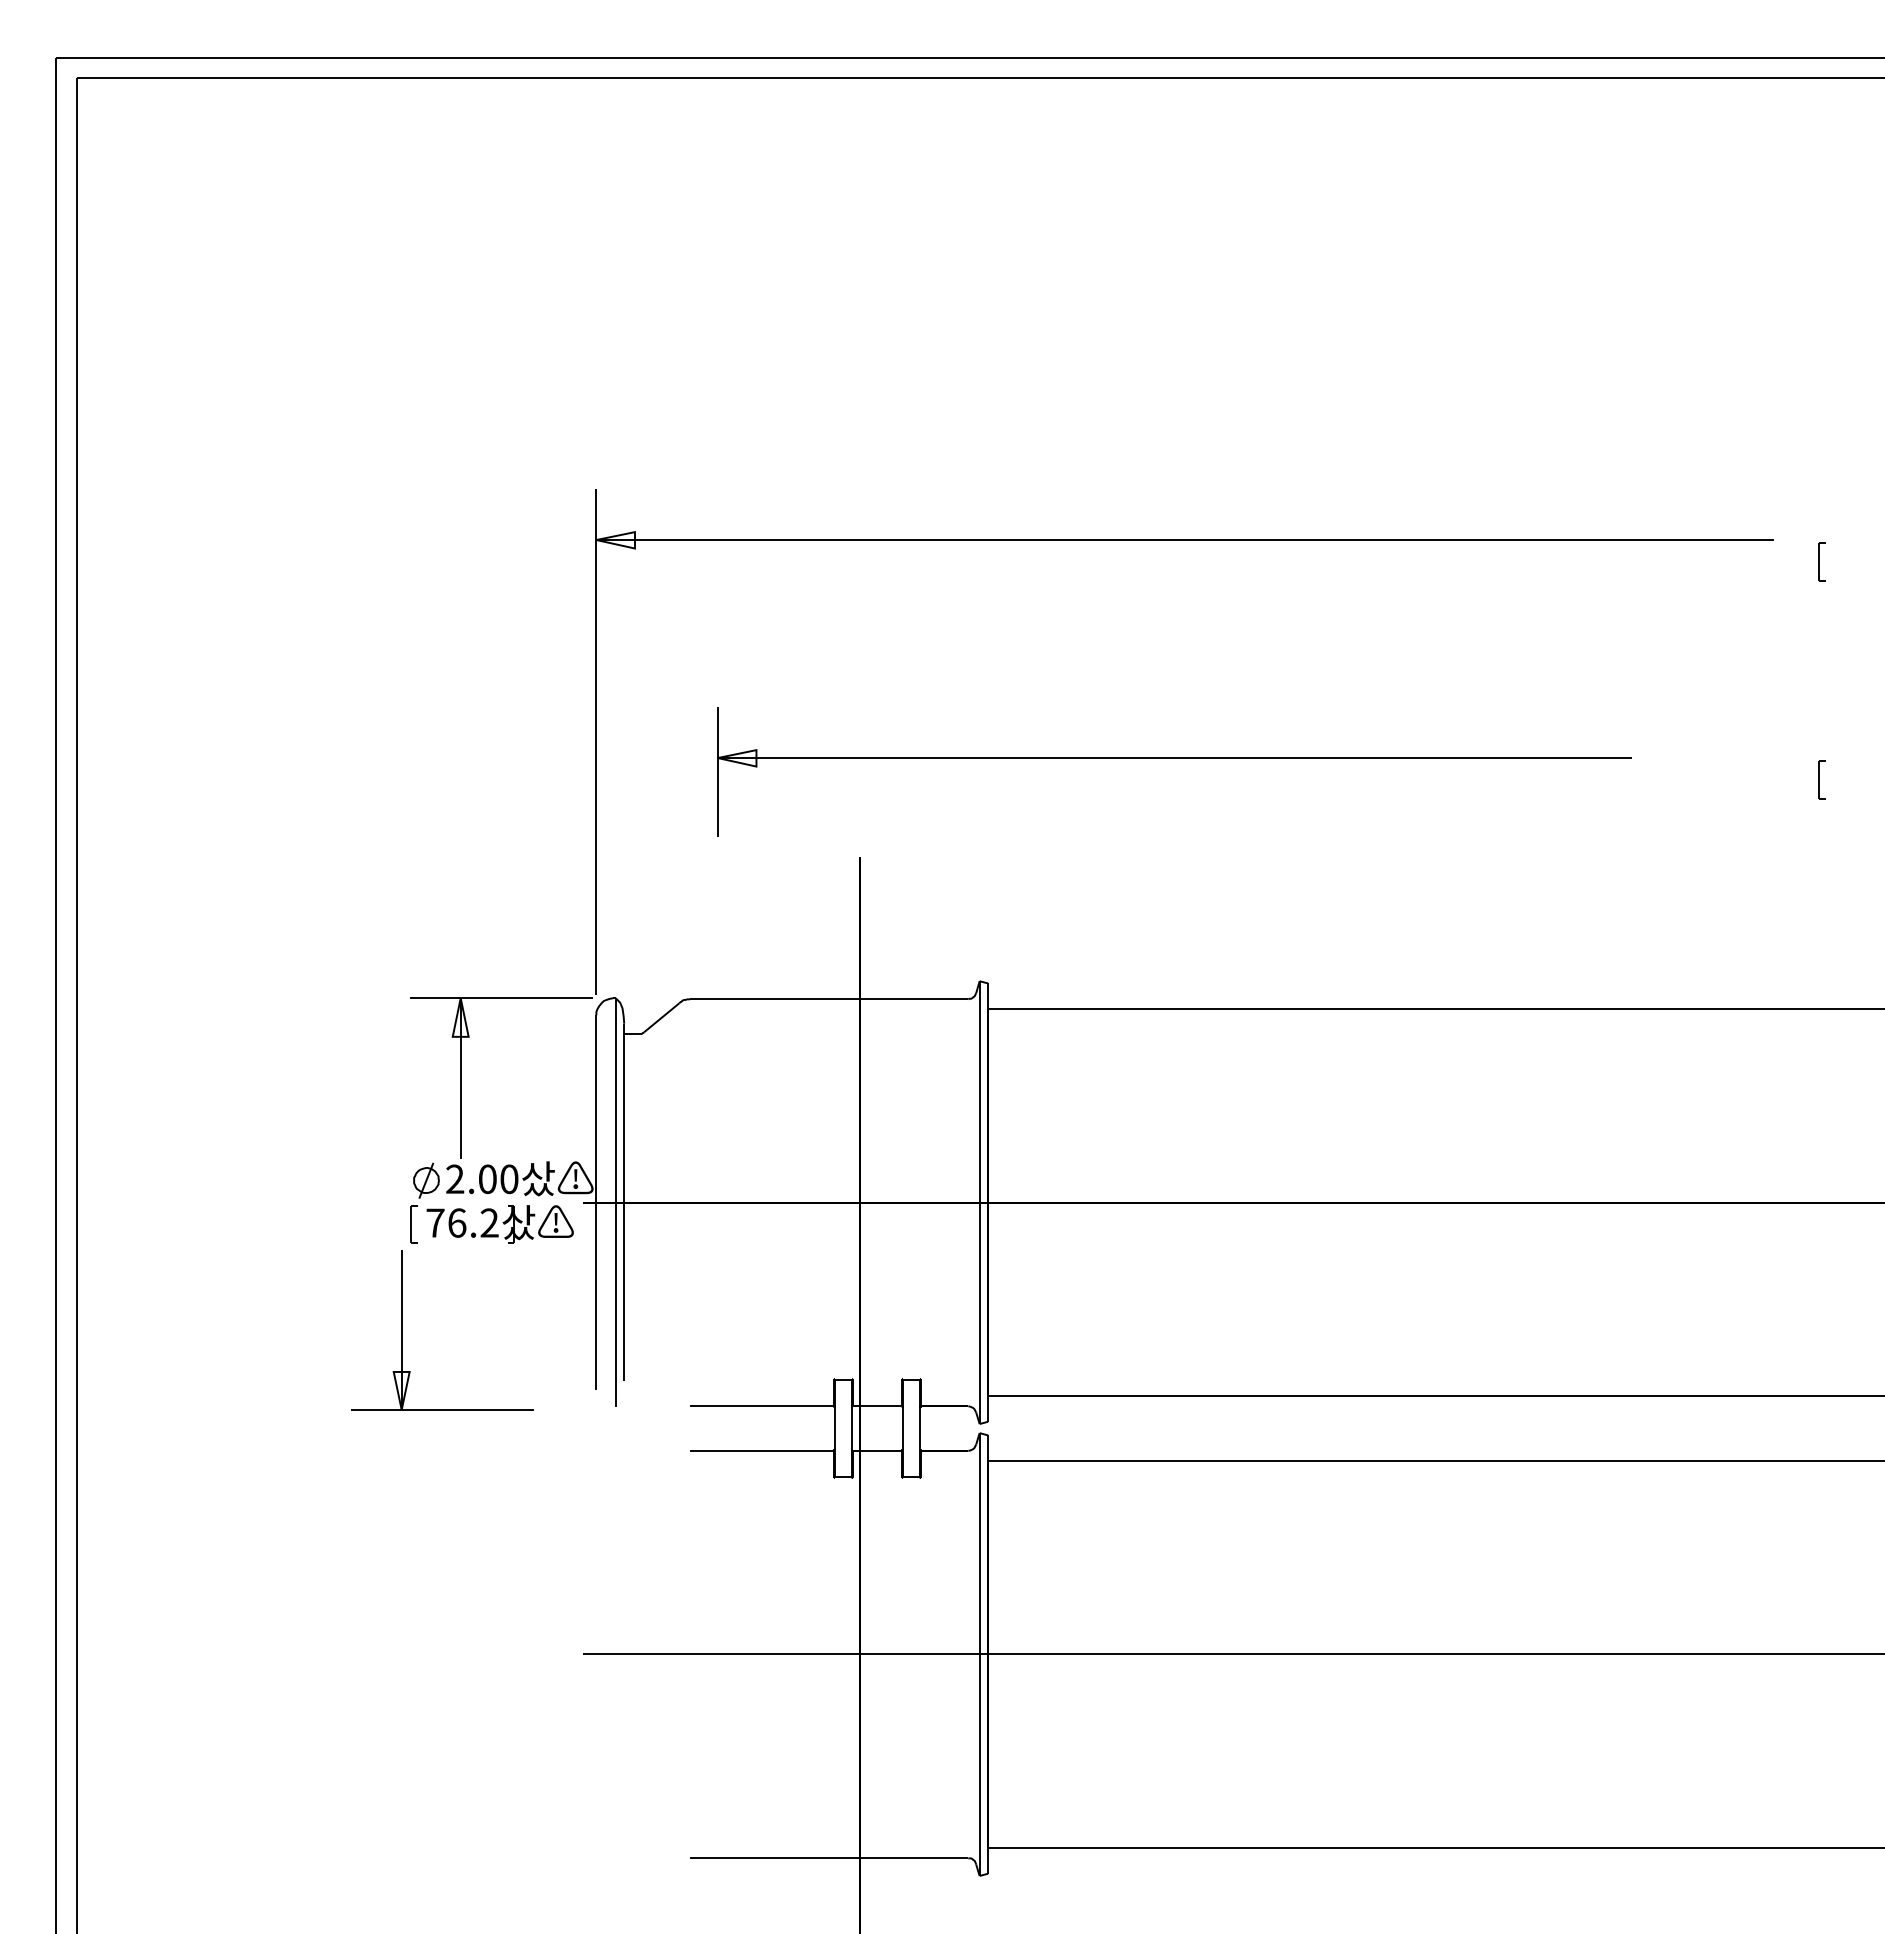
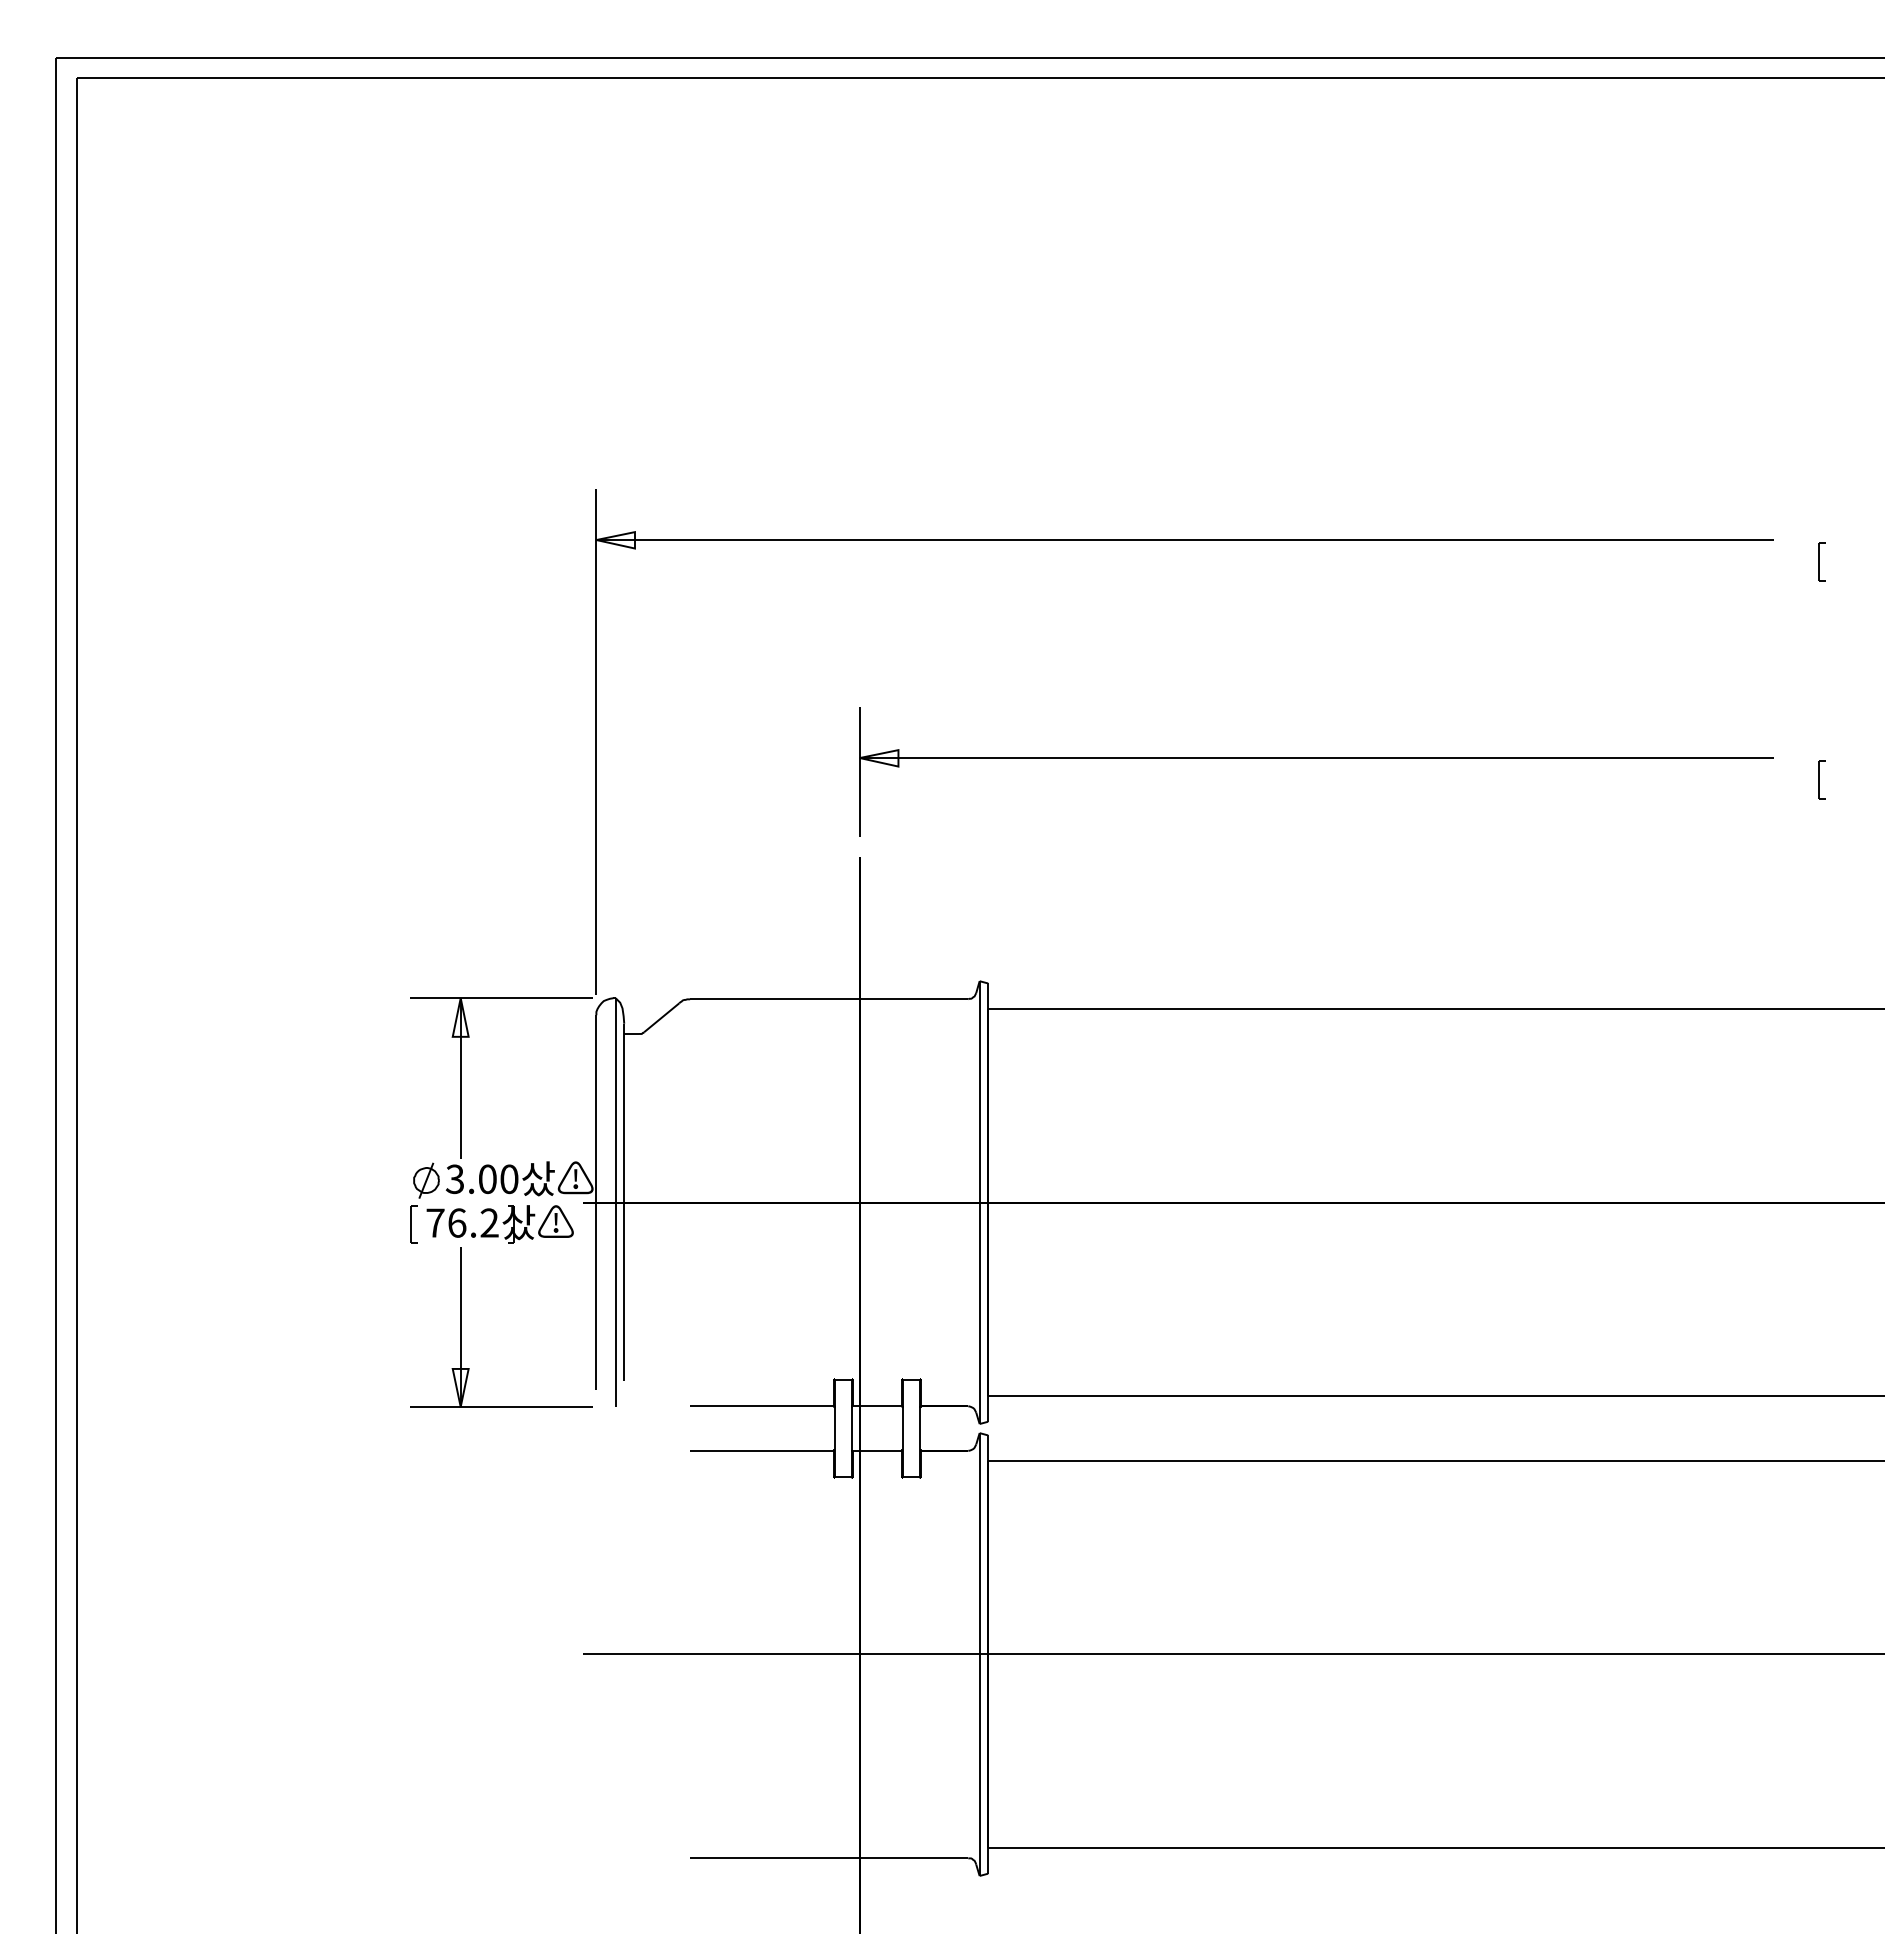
part position: (1174, 758) -> (1316, 758) (1316, 758)
text: 2.00 -> 3.00 (454, 1179)
part position: (402, 1330) -> (461, 1327) (461, 1327)
